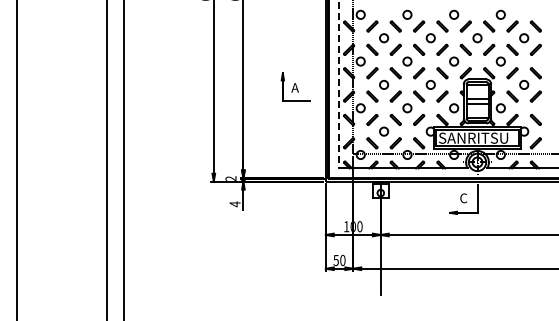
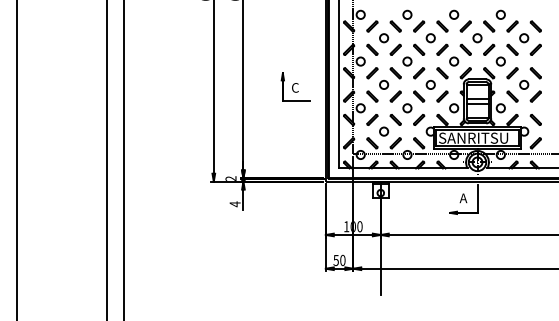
line: dashed -> solid (339, 84)
text: A -> C (294, 87)
text: C -> A (463, 198)
